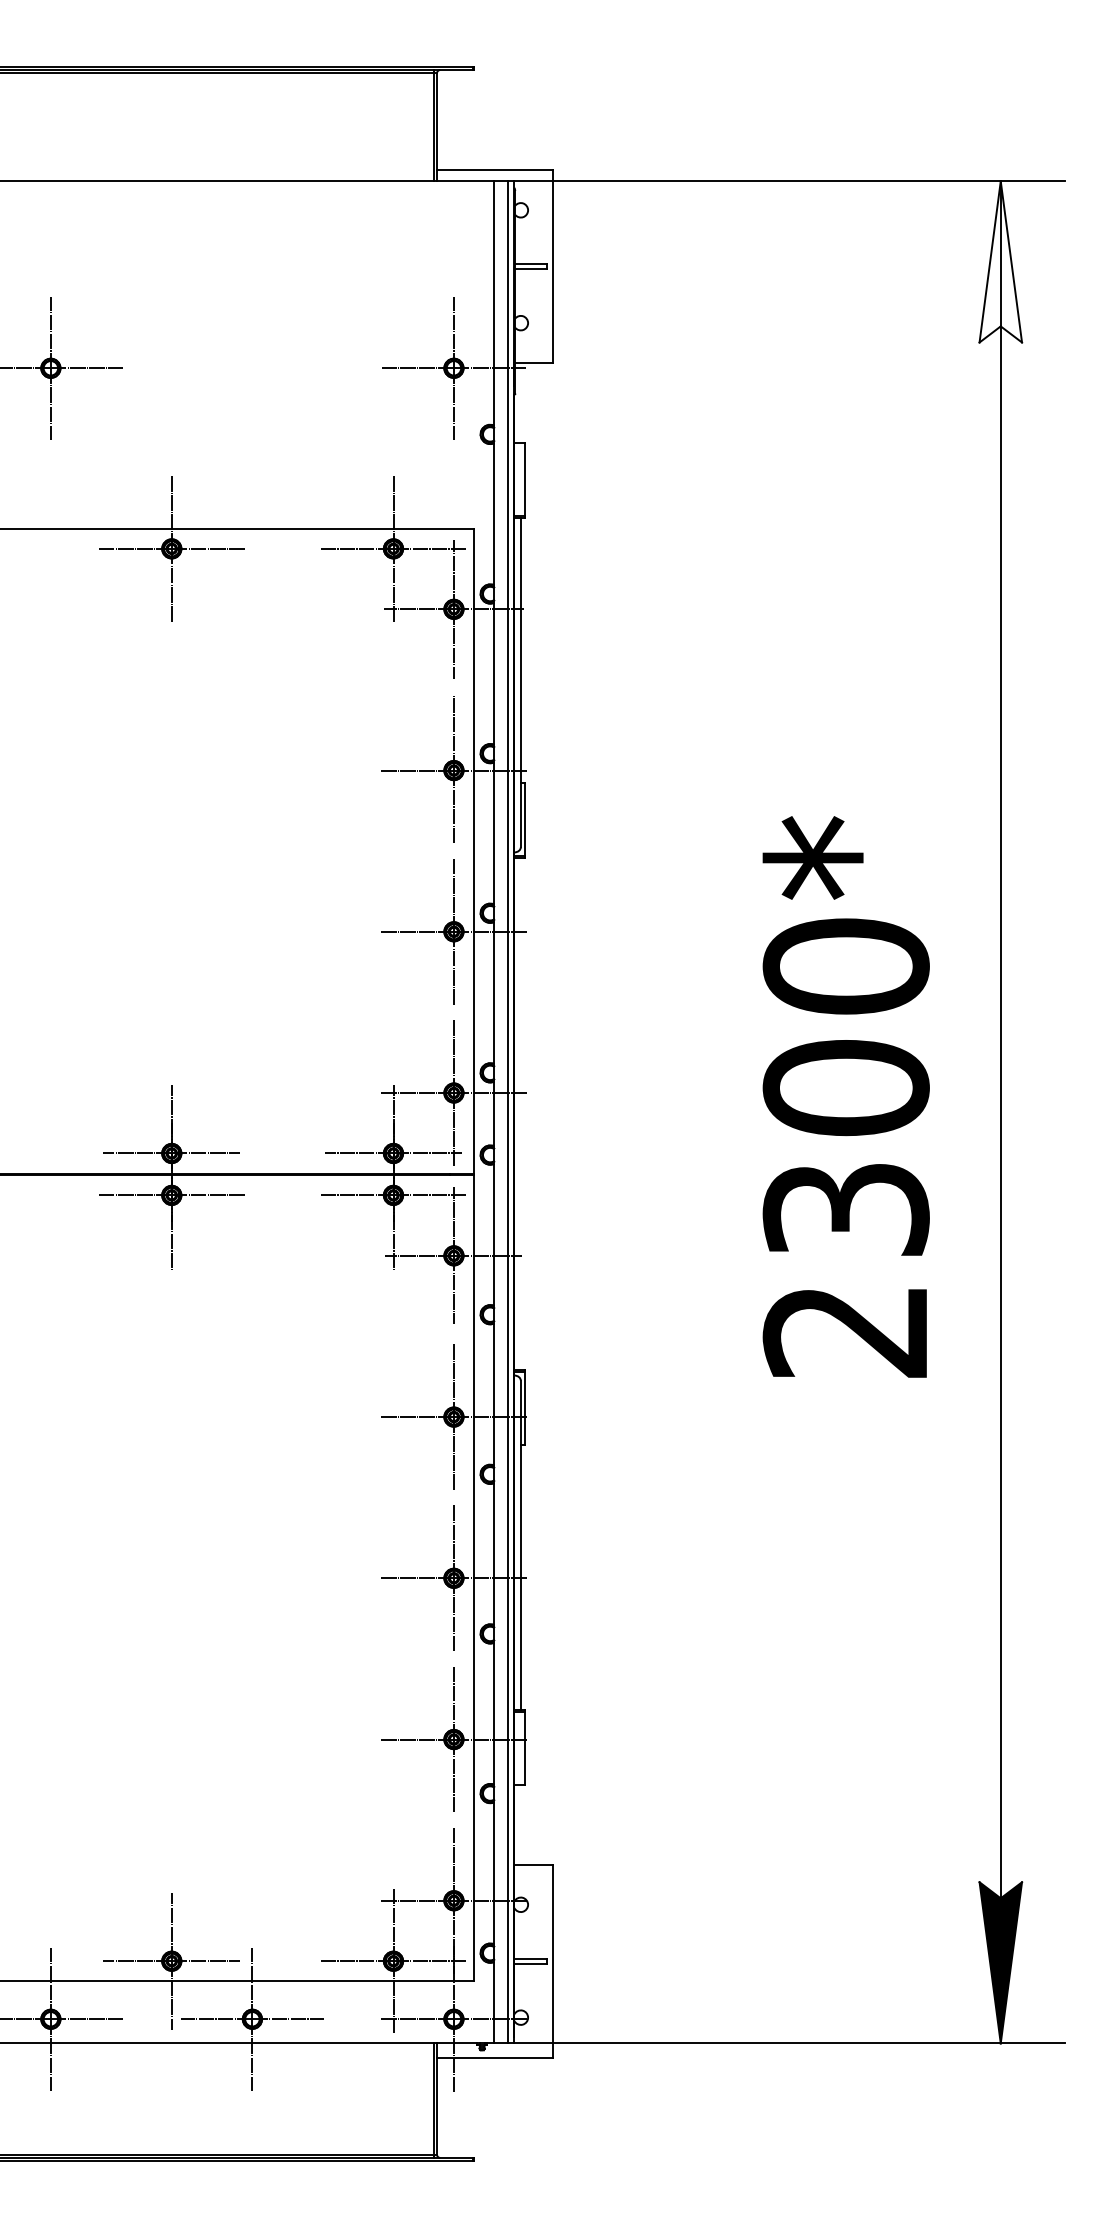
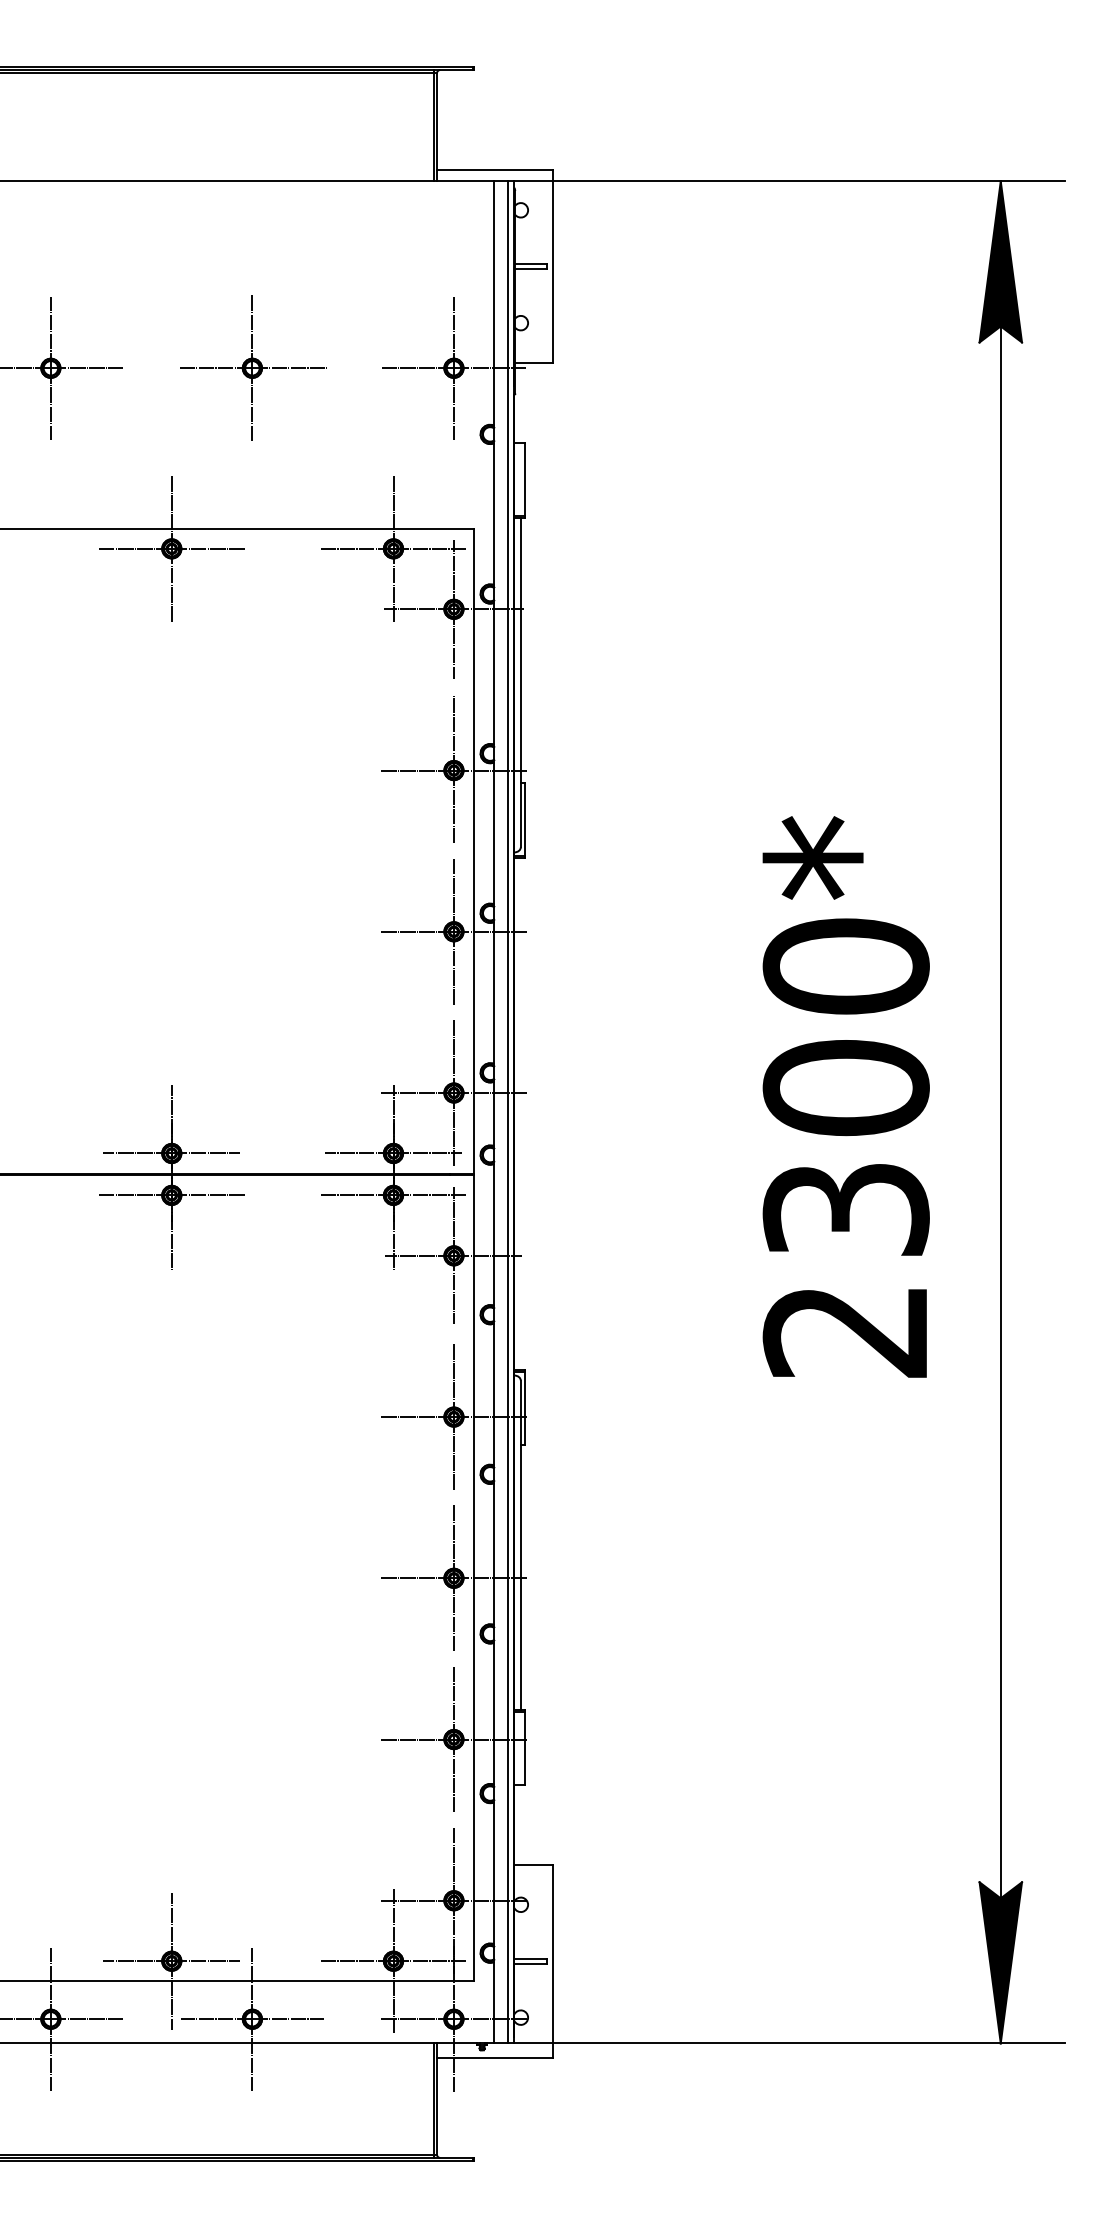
fill: none -> present (1000, 261)
part: none -> present (253, 367)
